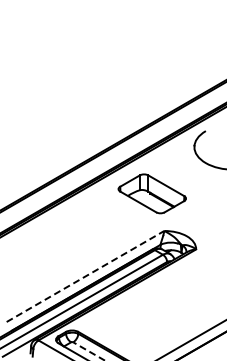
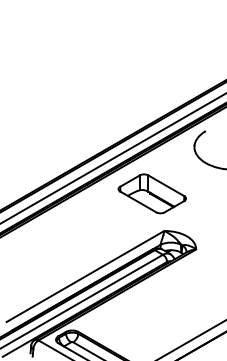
line: none -> present (112, 158)
line: dashed -> solid (85, 276)
line: dashed -> solid (88, 351)
